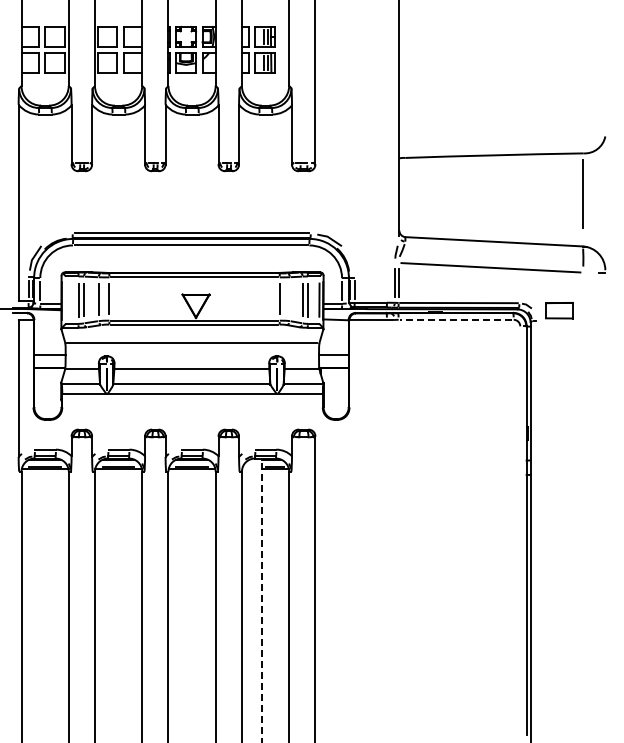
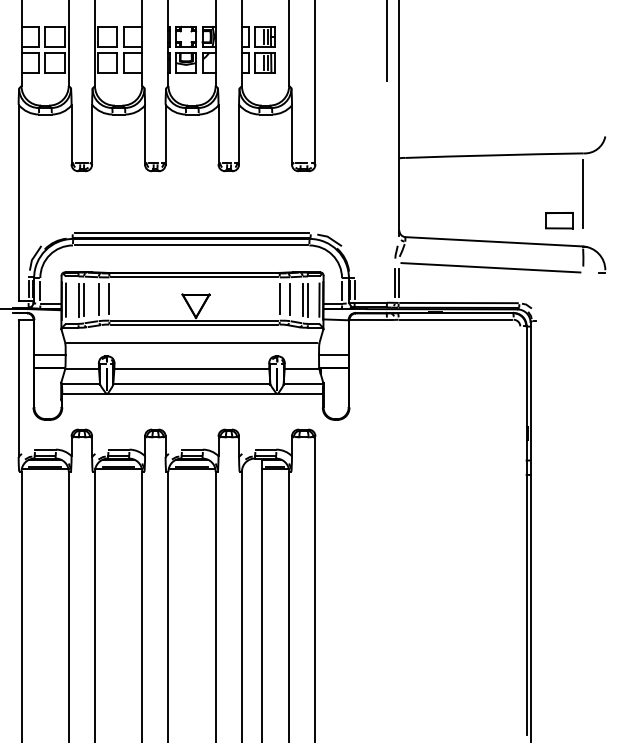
line: none -> present (386, 41)
line: none -> present (289, 298)
line: none -> present (65, 299)
part position: (559, 310) -> (559, 220) (559, 220)
line: dashed -> solid (455, 319)
line: dashed -> solid (261, 600)
